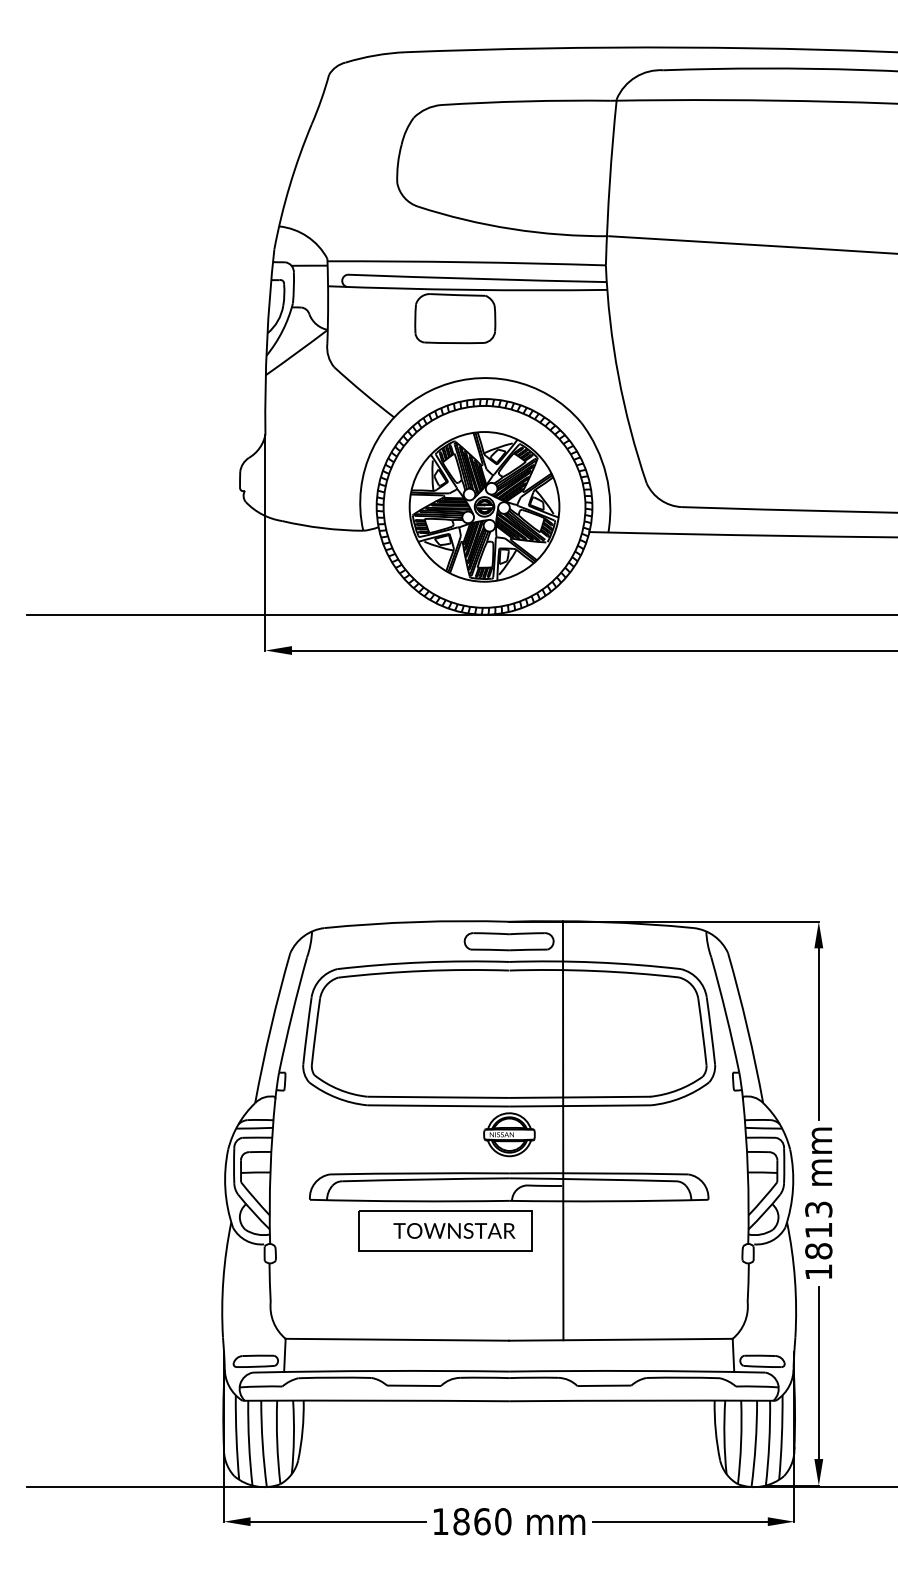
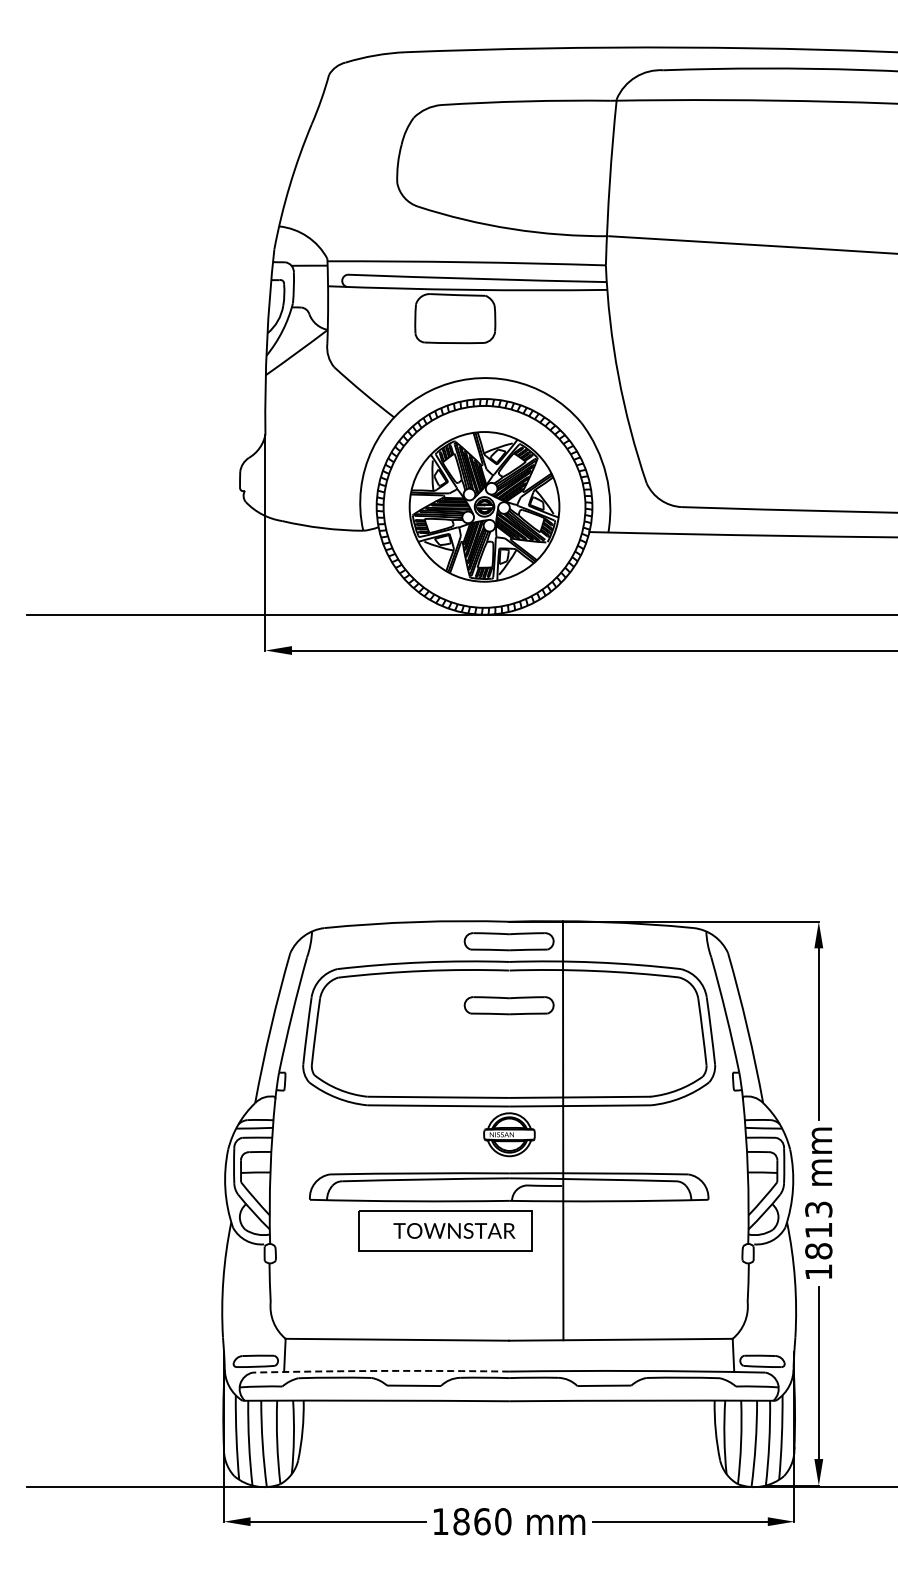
part: none -> present (508, 1005)
arc: solid -> dashed (381, 1370)
